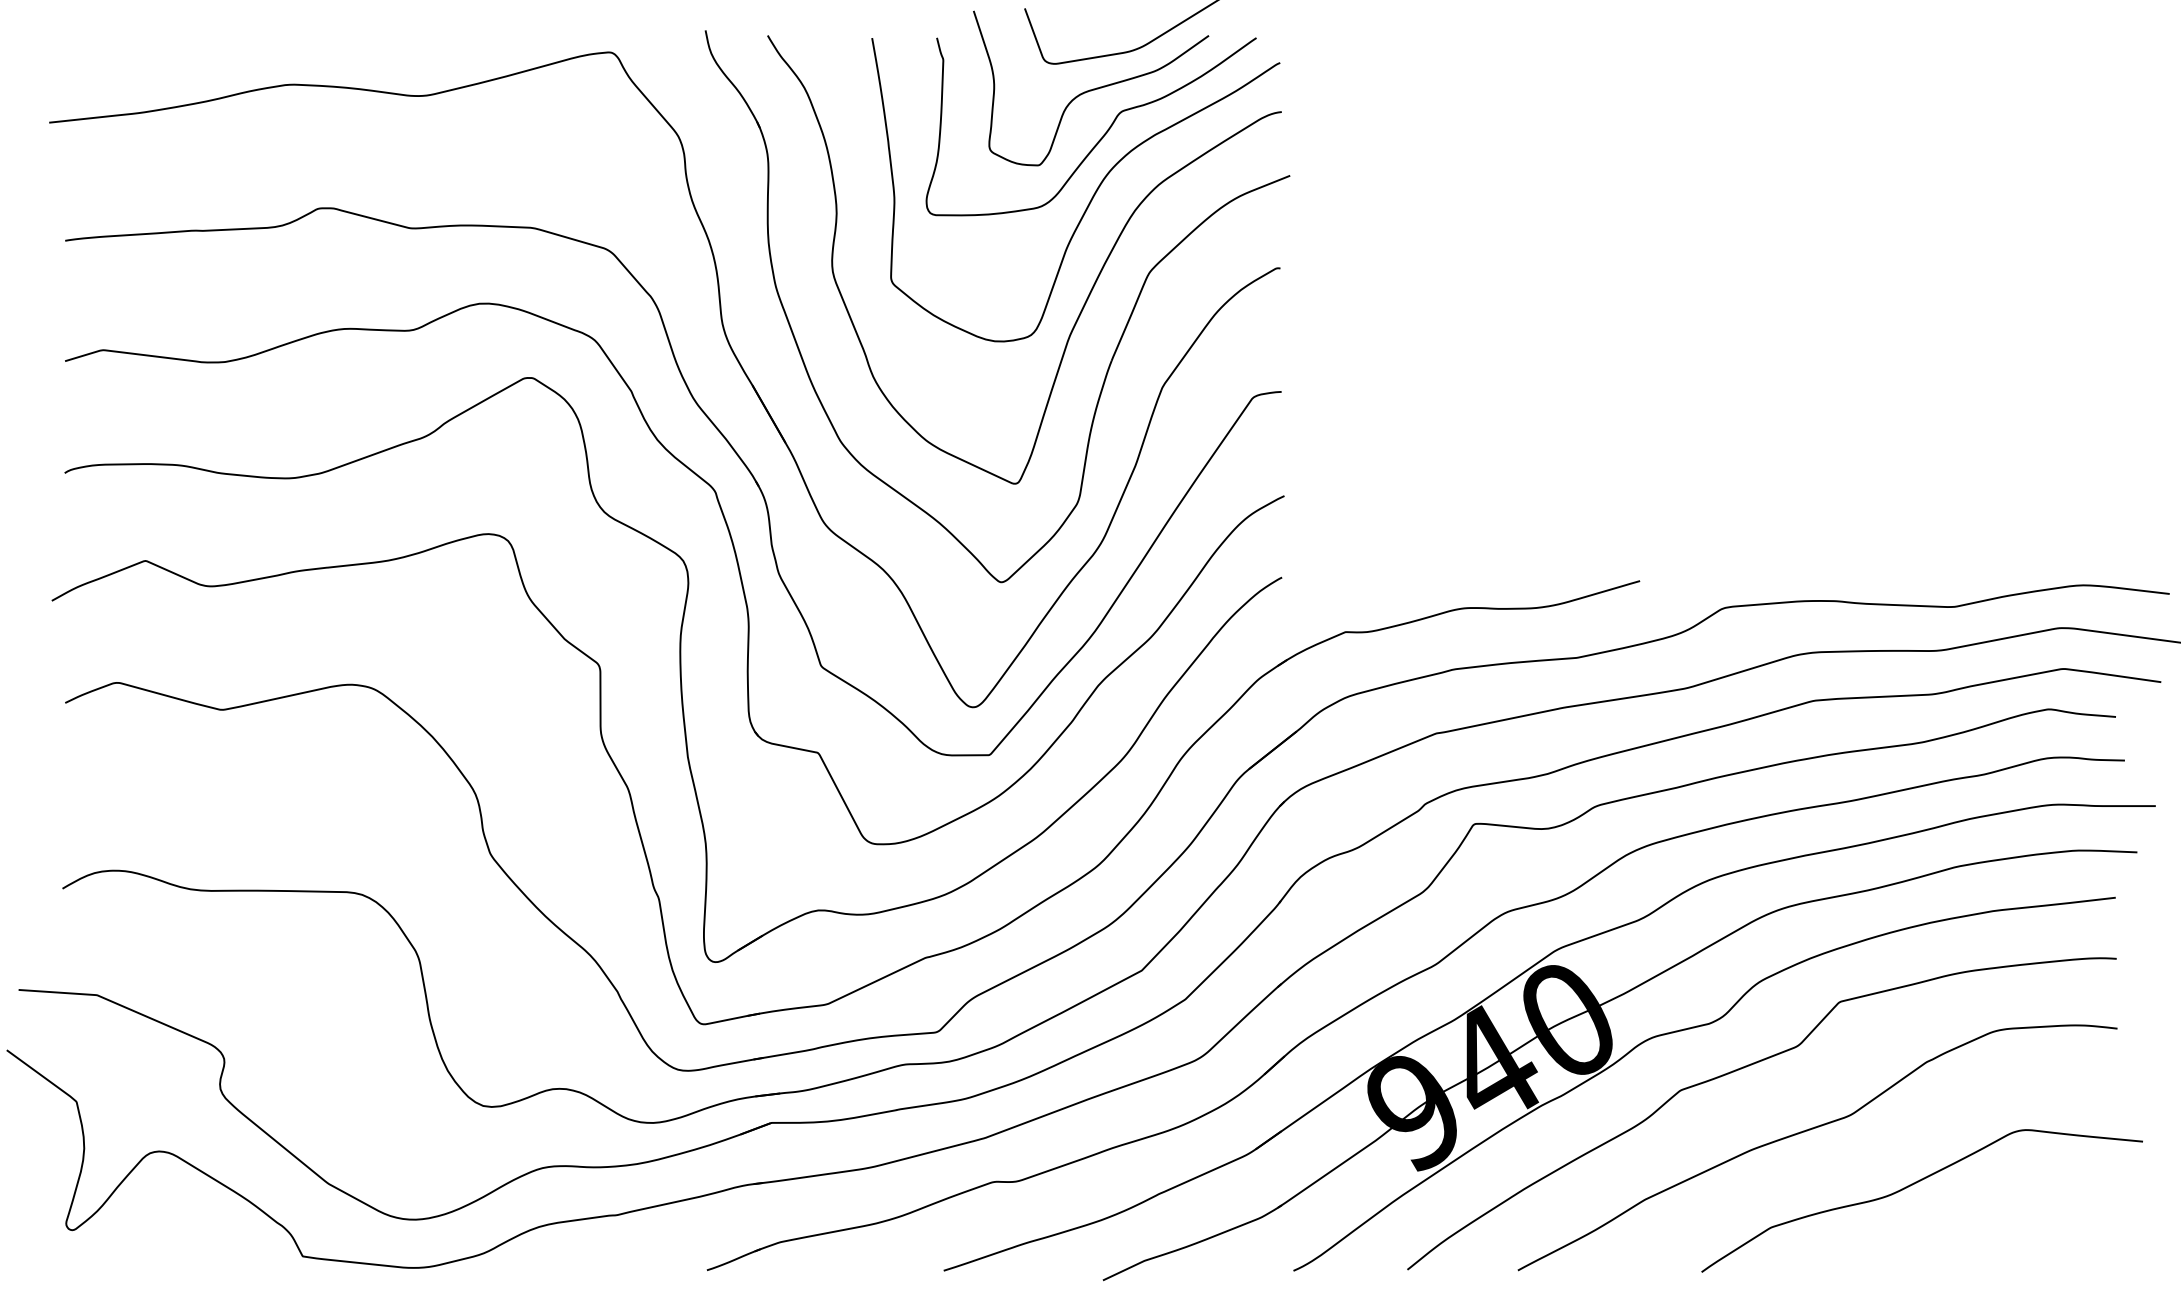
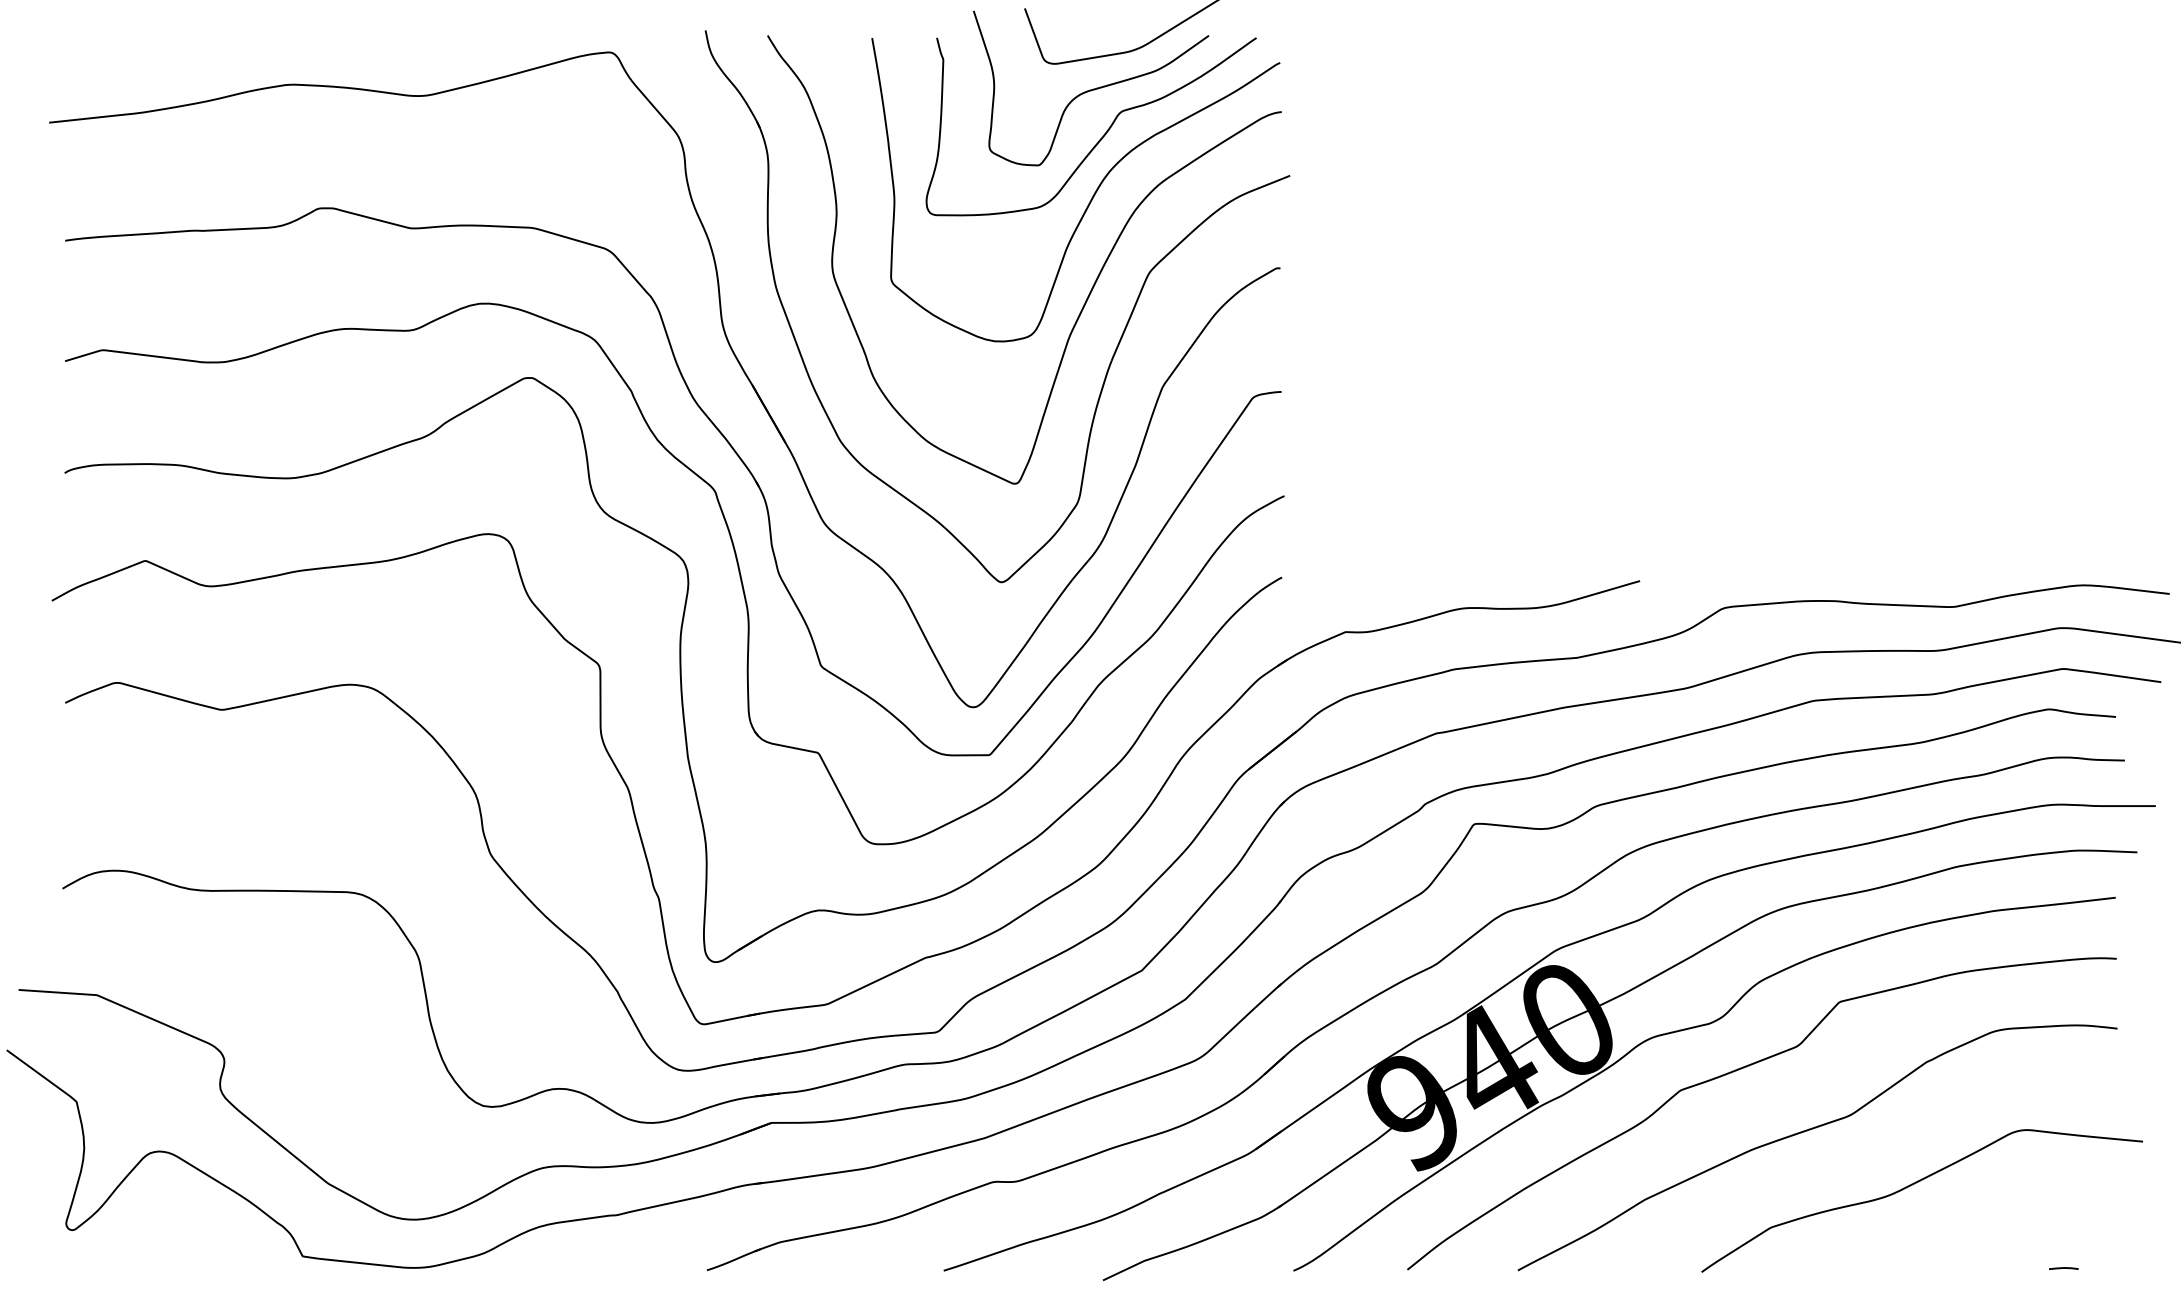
line: none -> present (2063, 1268)
